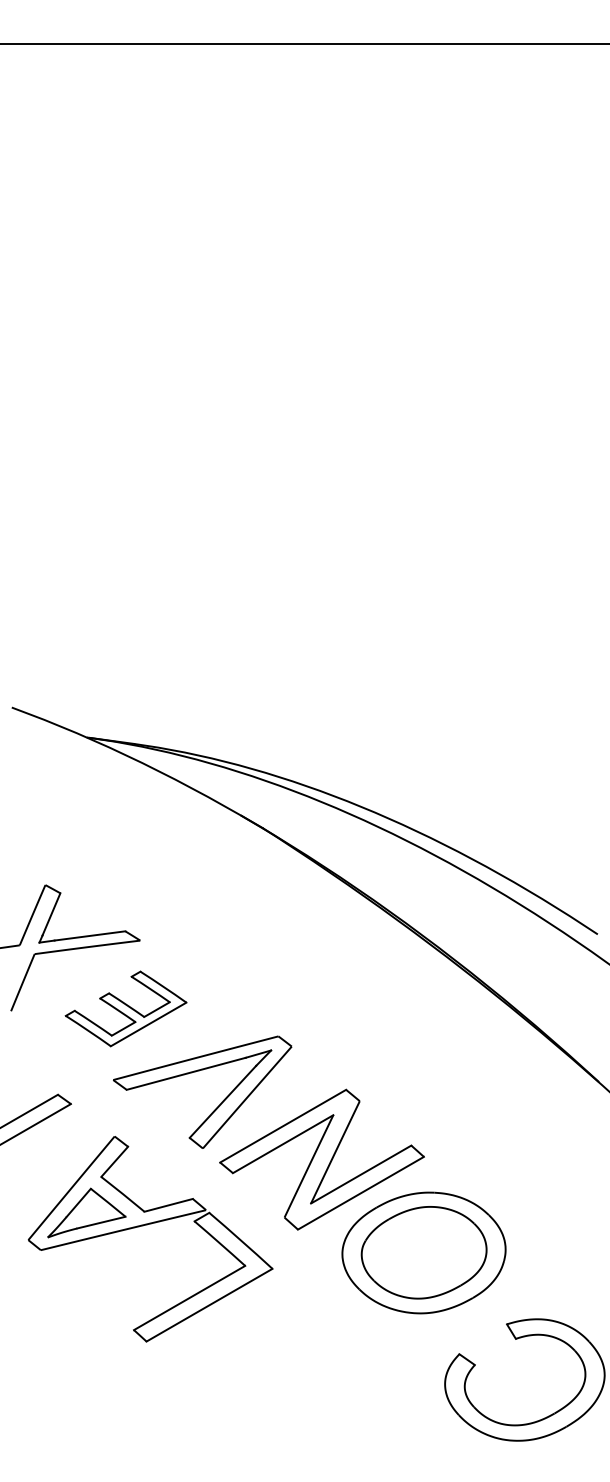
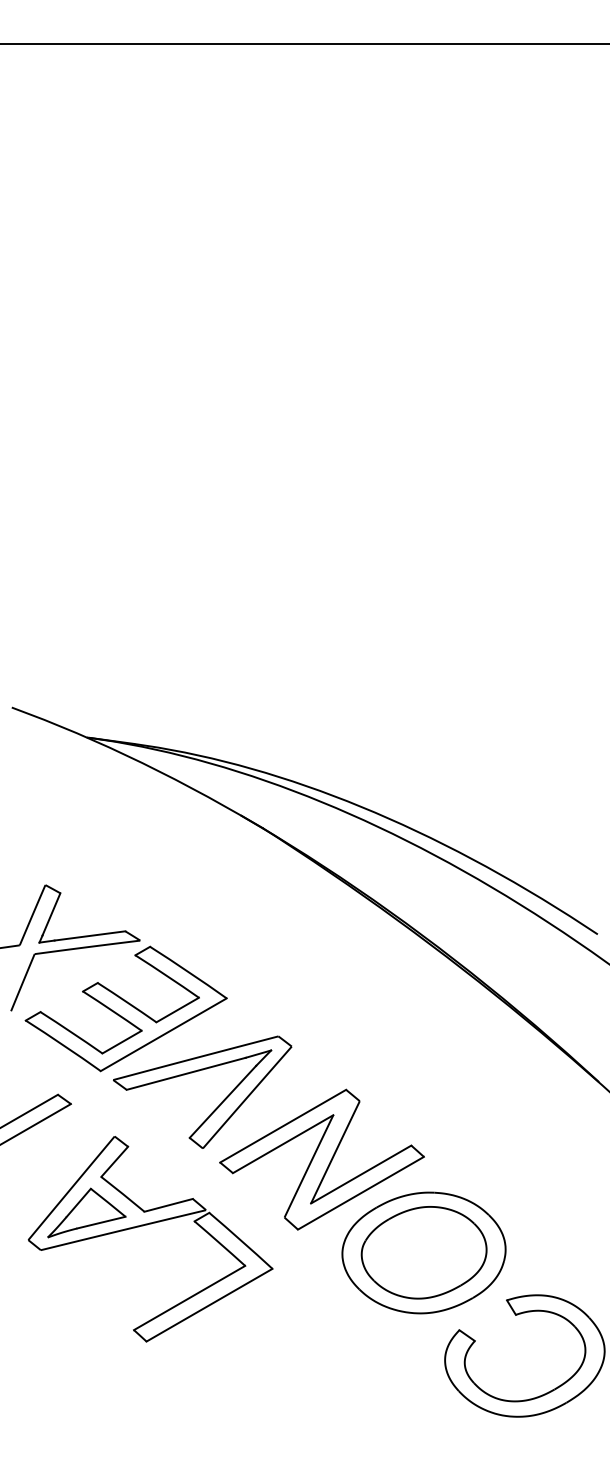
part size: 124x78 px -> 204x128 px (125, 1008)
part position: (517, 1339) -> (517, 1315) (517, 1315)
